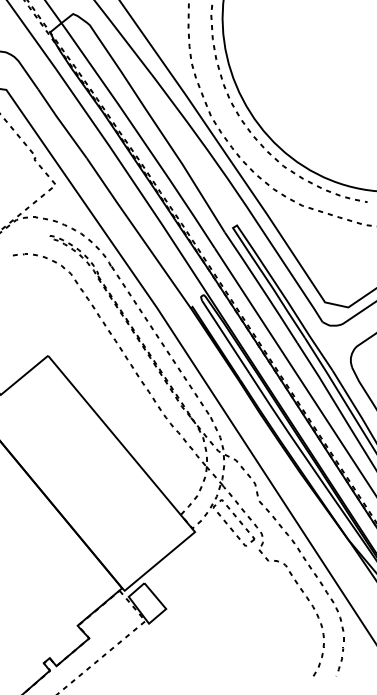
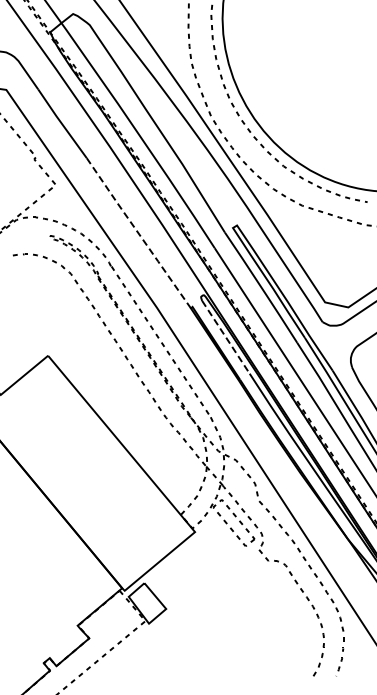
line: solid -> dashed (138, 233)
line: solid -> dashed (225, 337)
